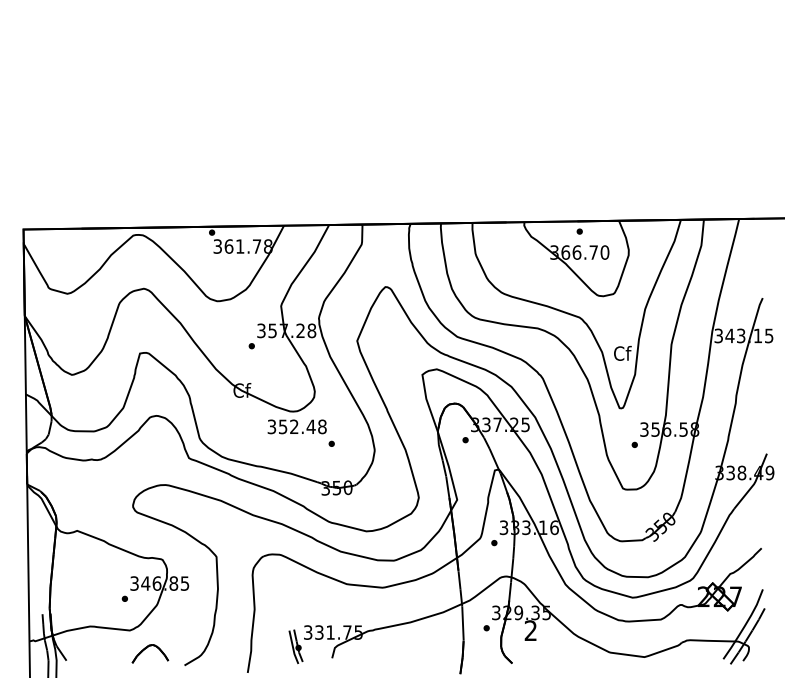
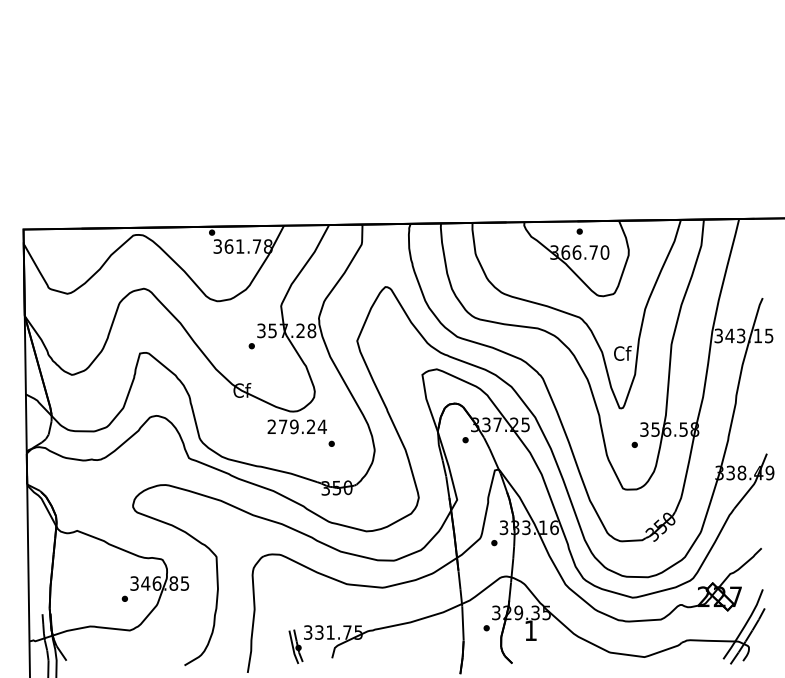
text: 352.48 -> 279.24 (296, 426)
text: 2 -> 1 (530, 630)
part: present -> none (150, 653)
